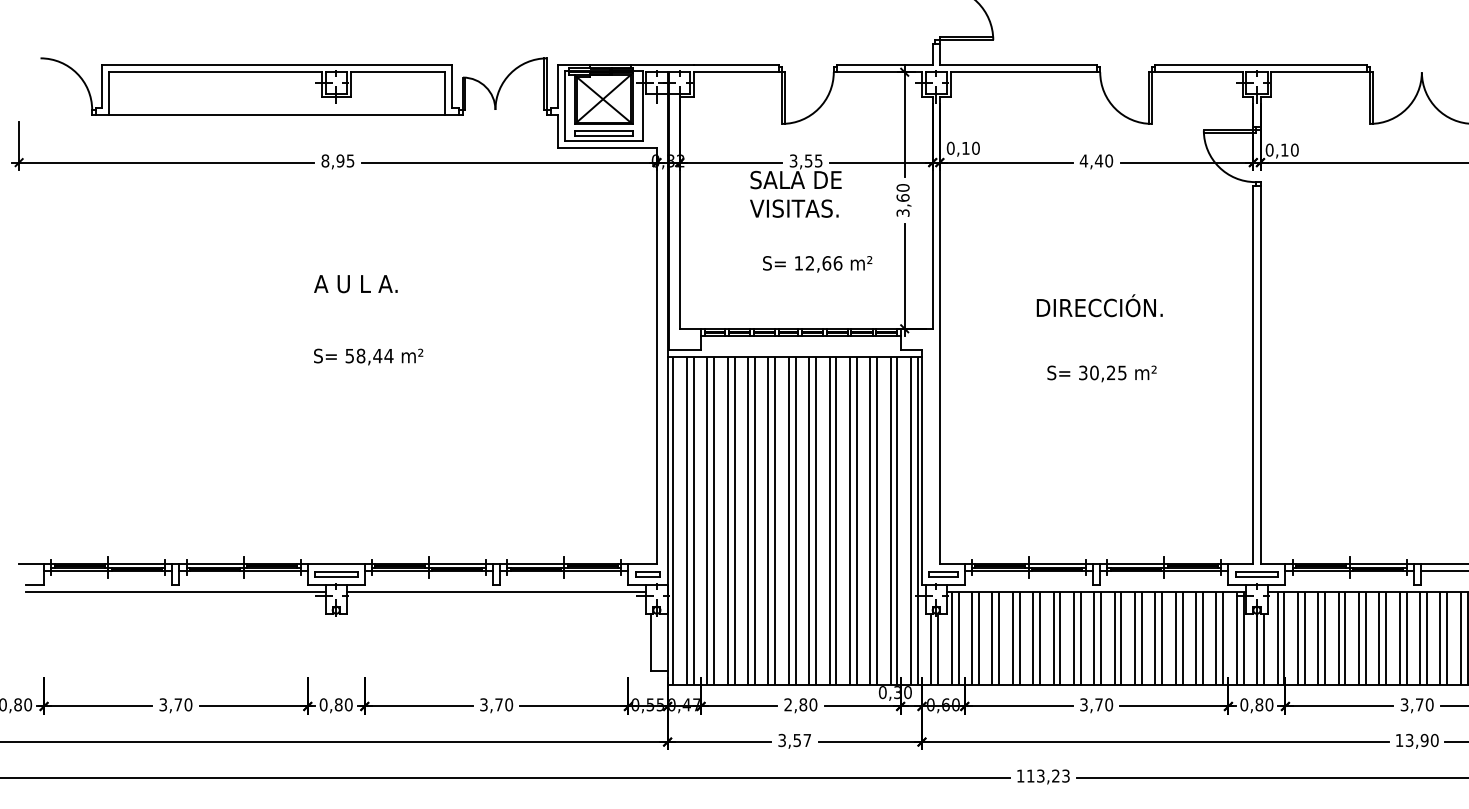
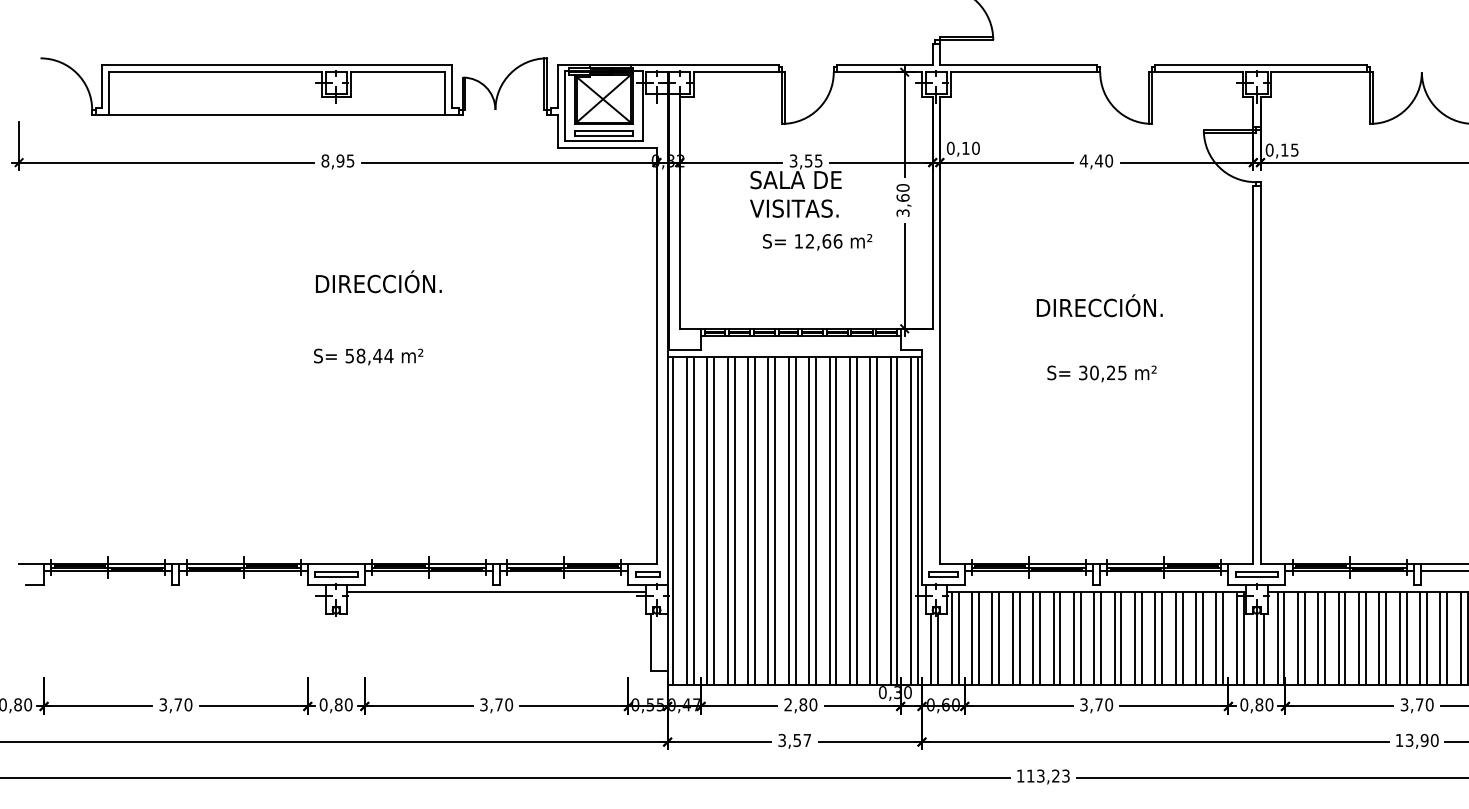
text: 0,10 -> 0,15 (1294, 149)
text position: (817, 264) -> (817, 242) (817, 242)
text: A U L A. -> DIRECCIÓN. (377, 281)
line: present -> none (175, 592)
